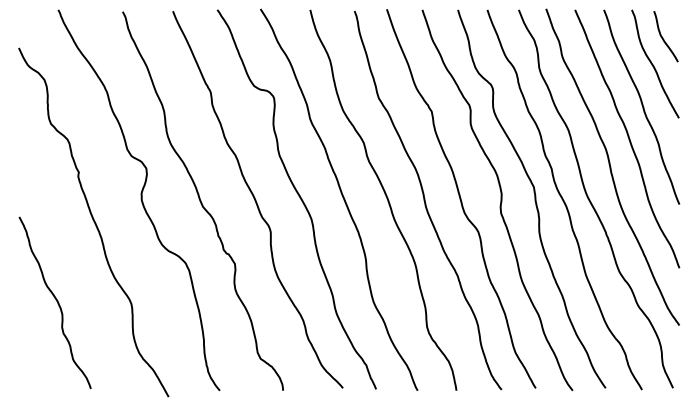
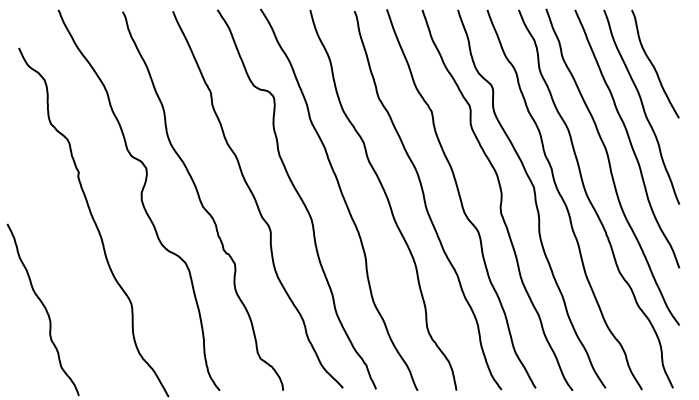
curve: present -> none (663, 37)
curve position: (55, 300) -> (43, 307) (43, 307)
